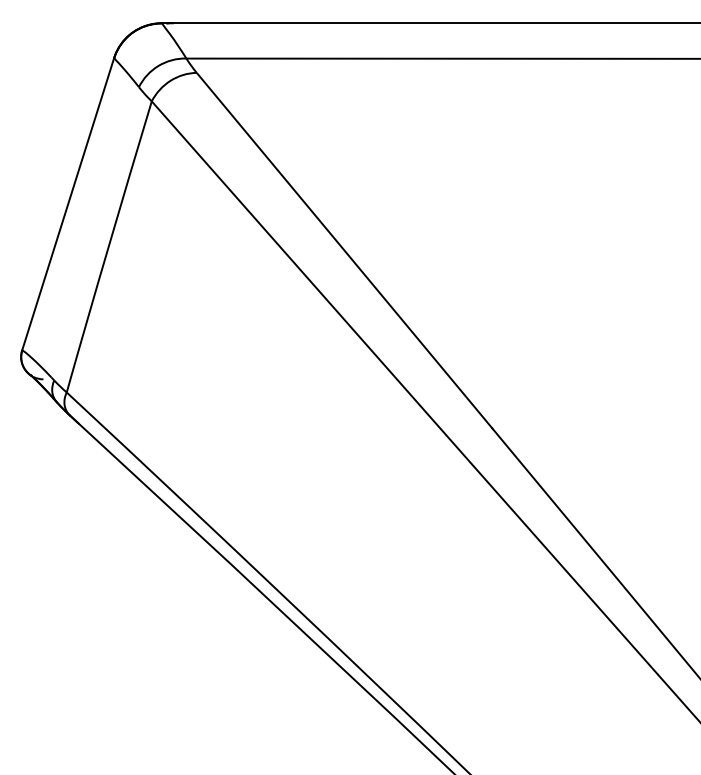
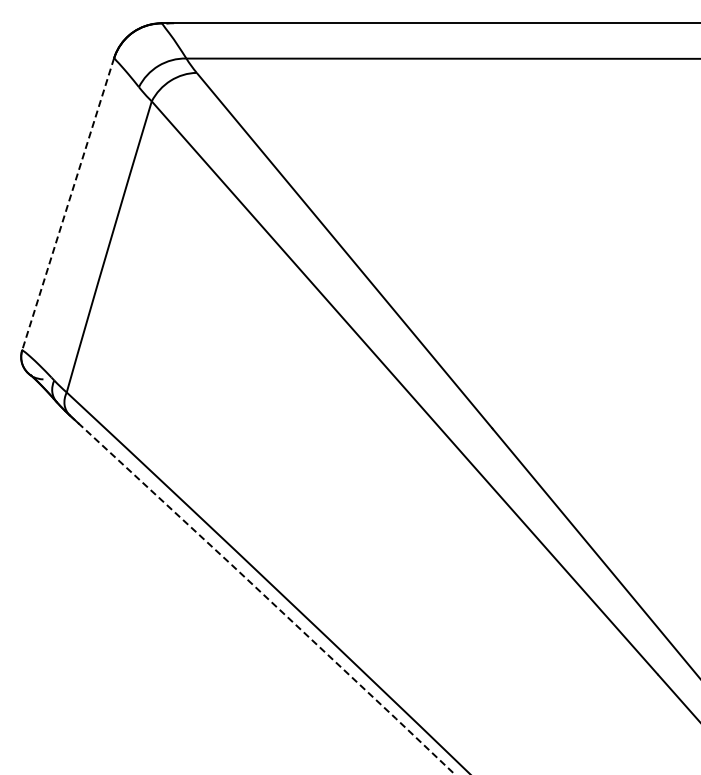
line: solid -> dashed (68, 204)
line: solid -> dashed (263, 594)
